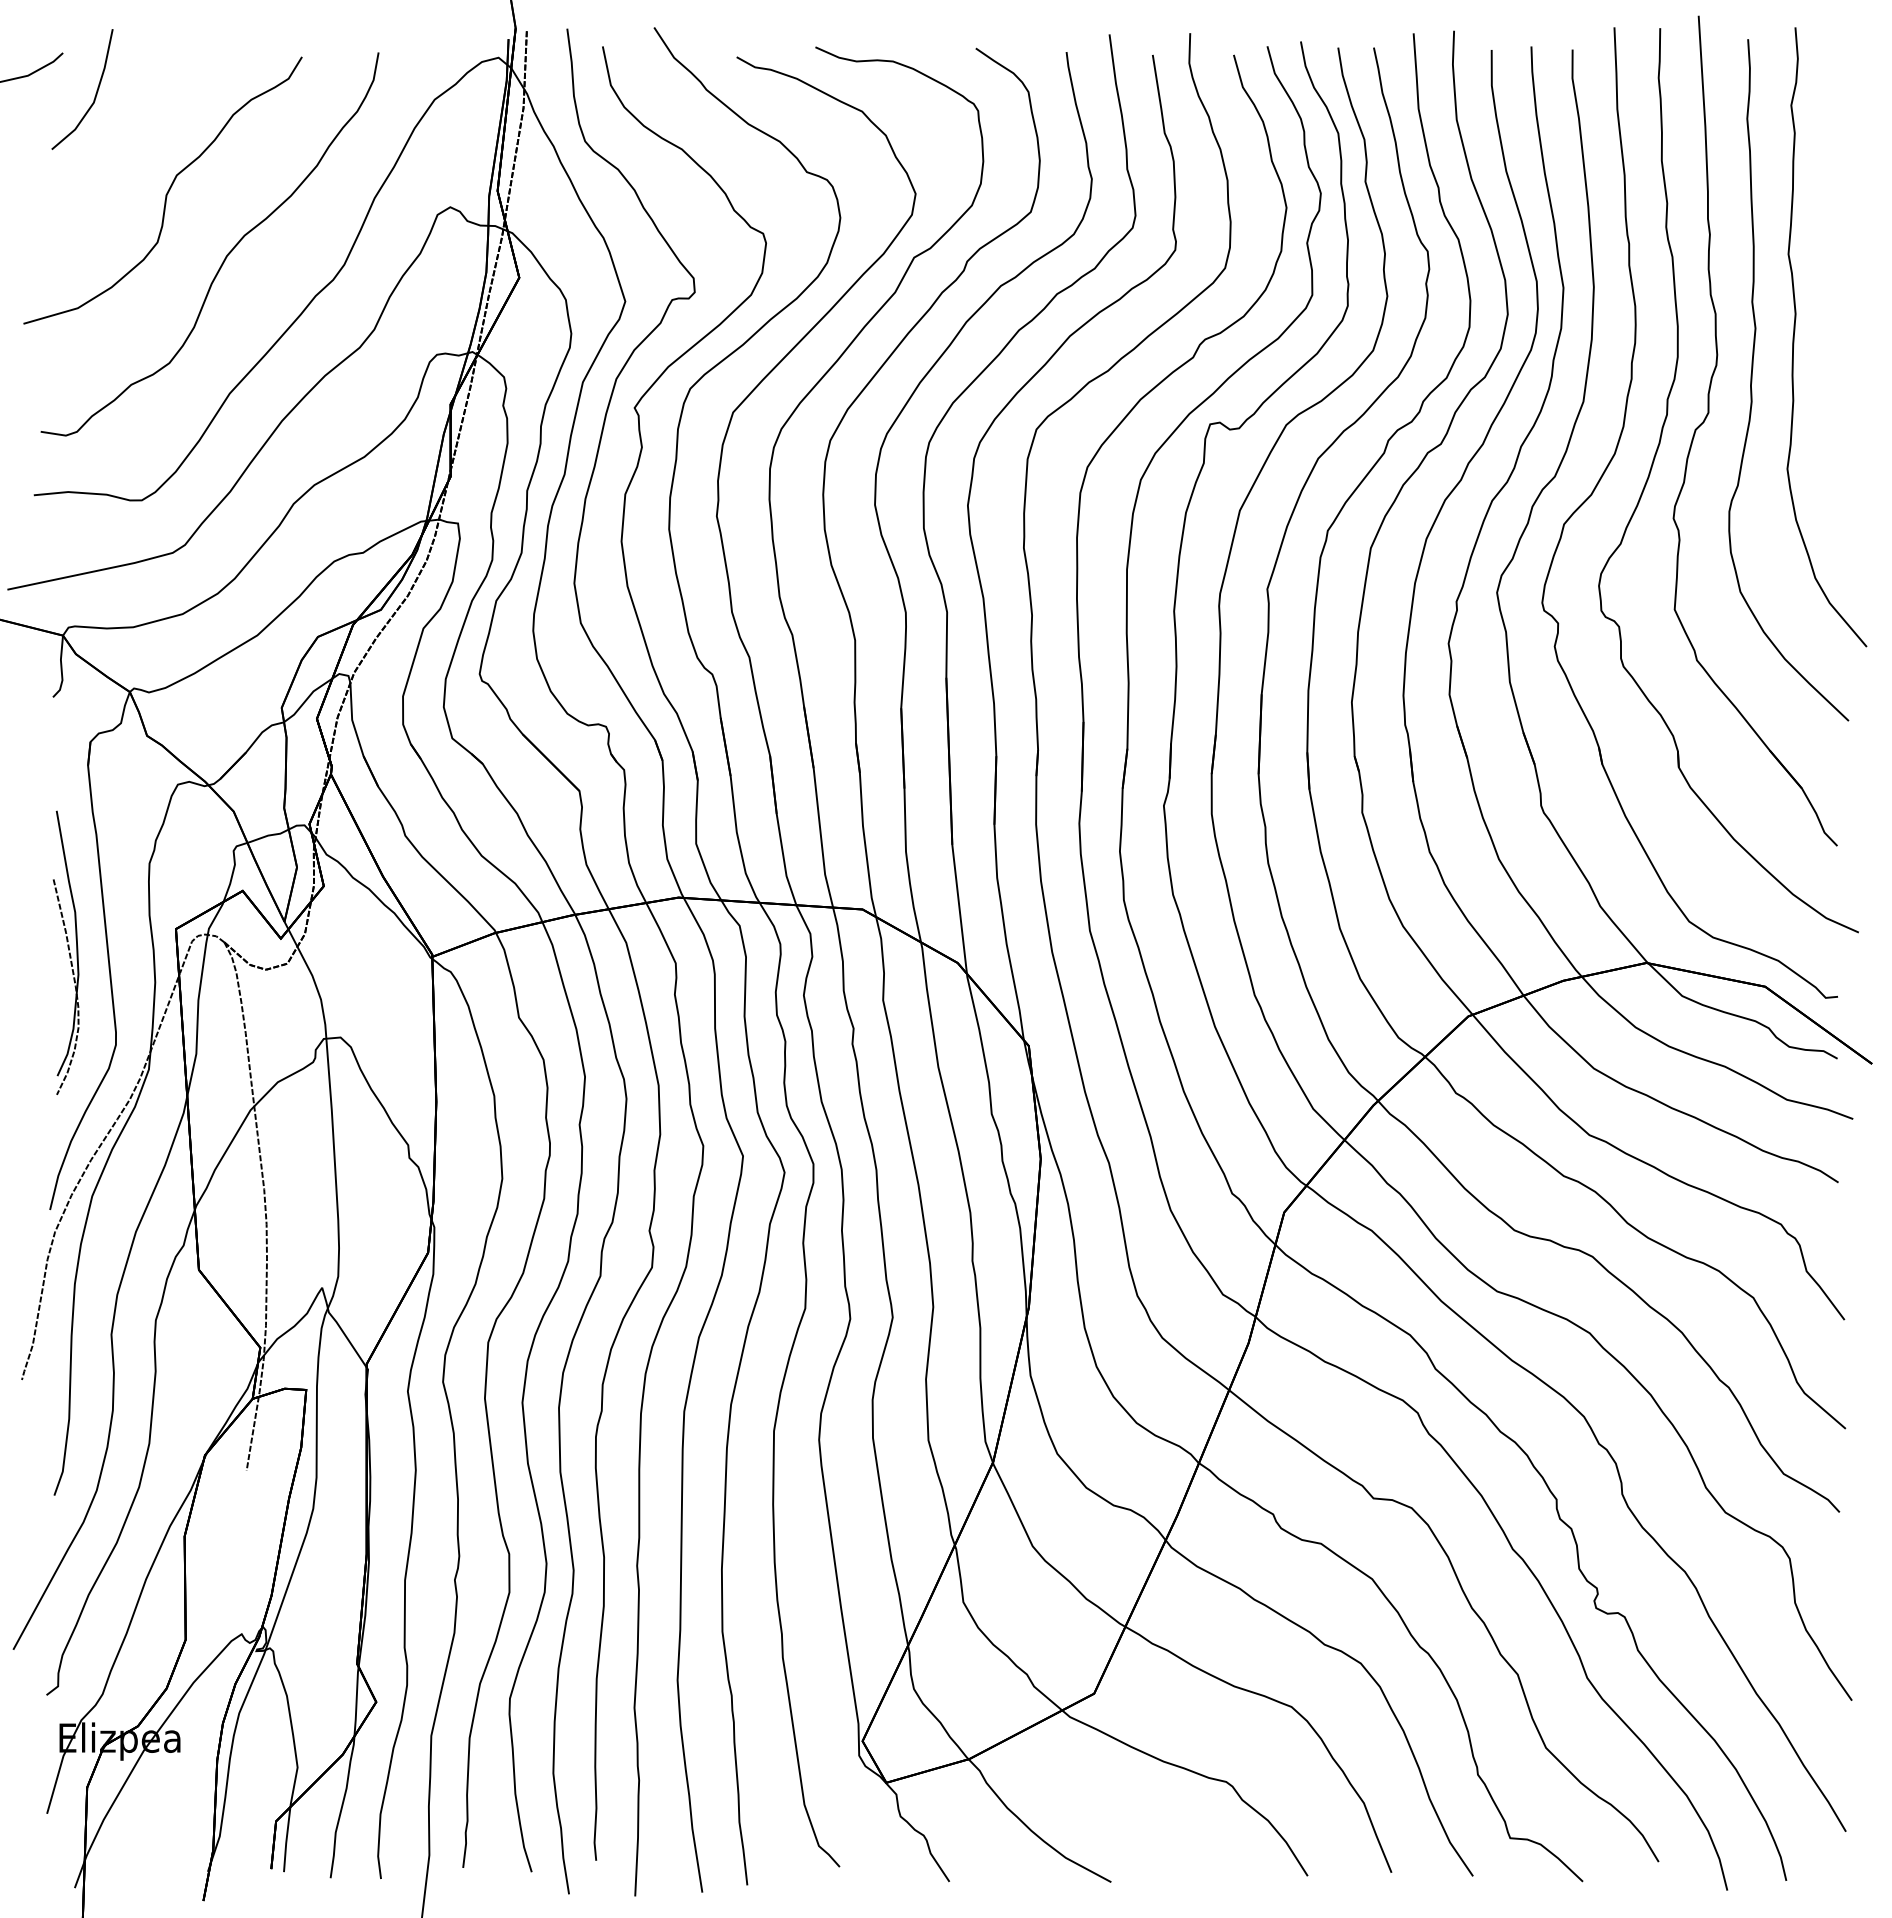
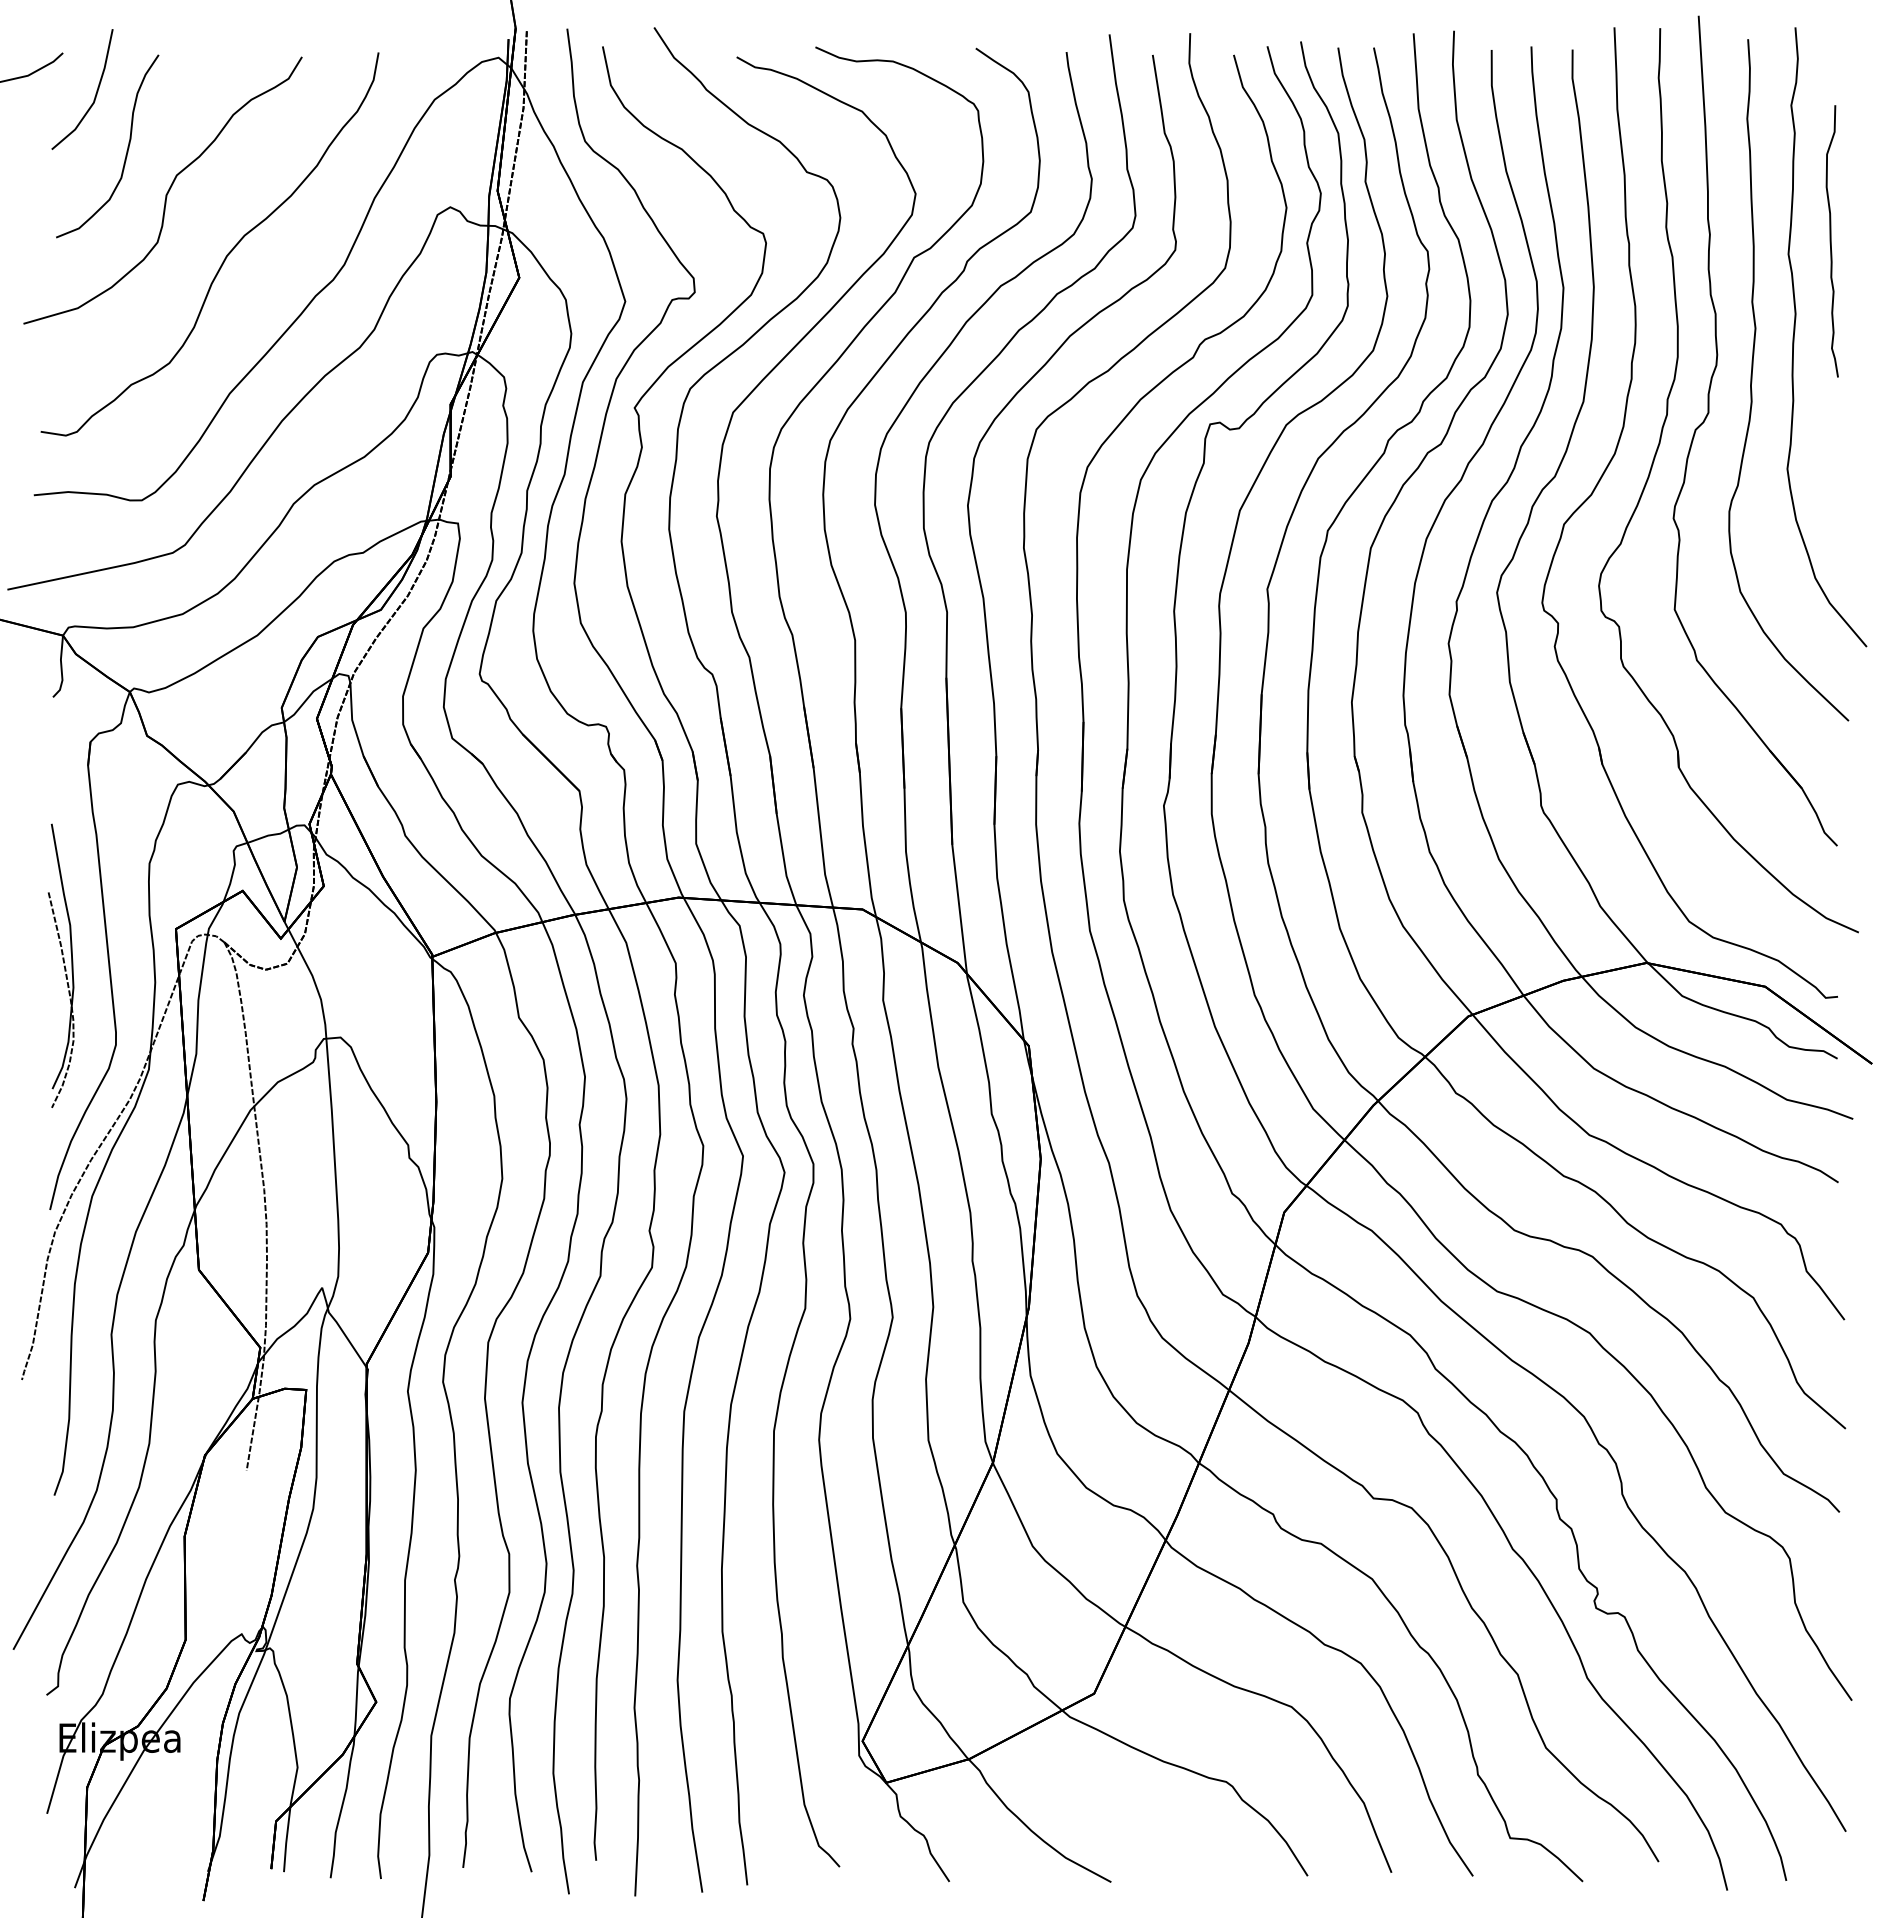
curve: none -> present (126, 150)
curve: none -> present (1831, 241)
part position: (66, 952) -> (61, 965) (61, 965)
